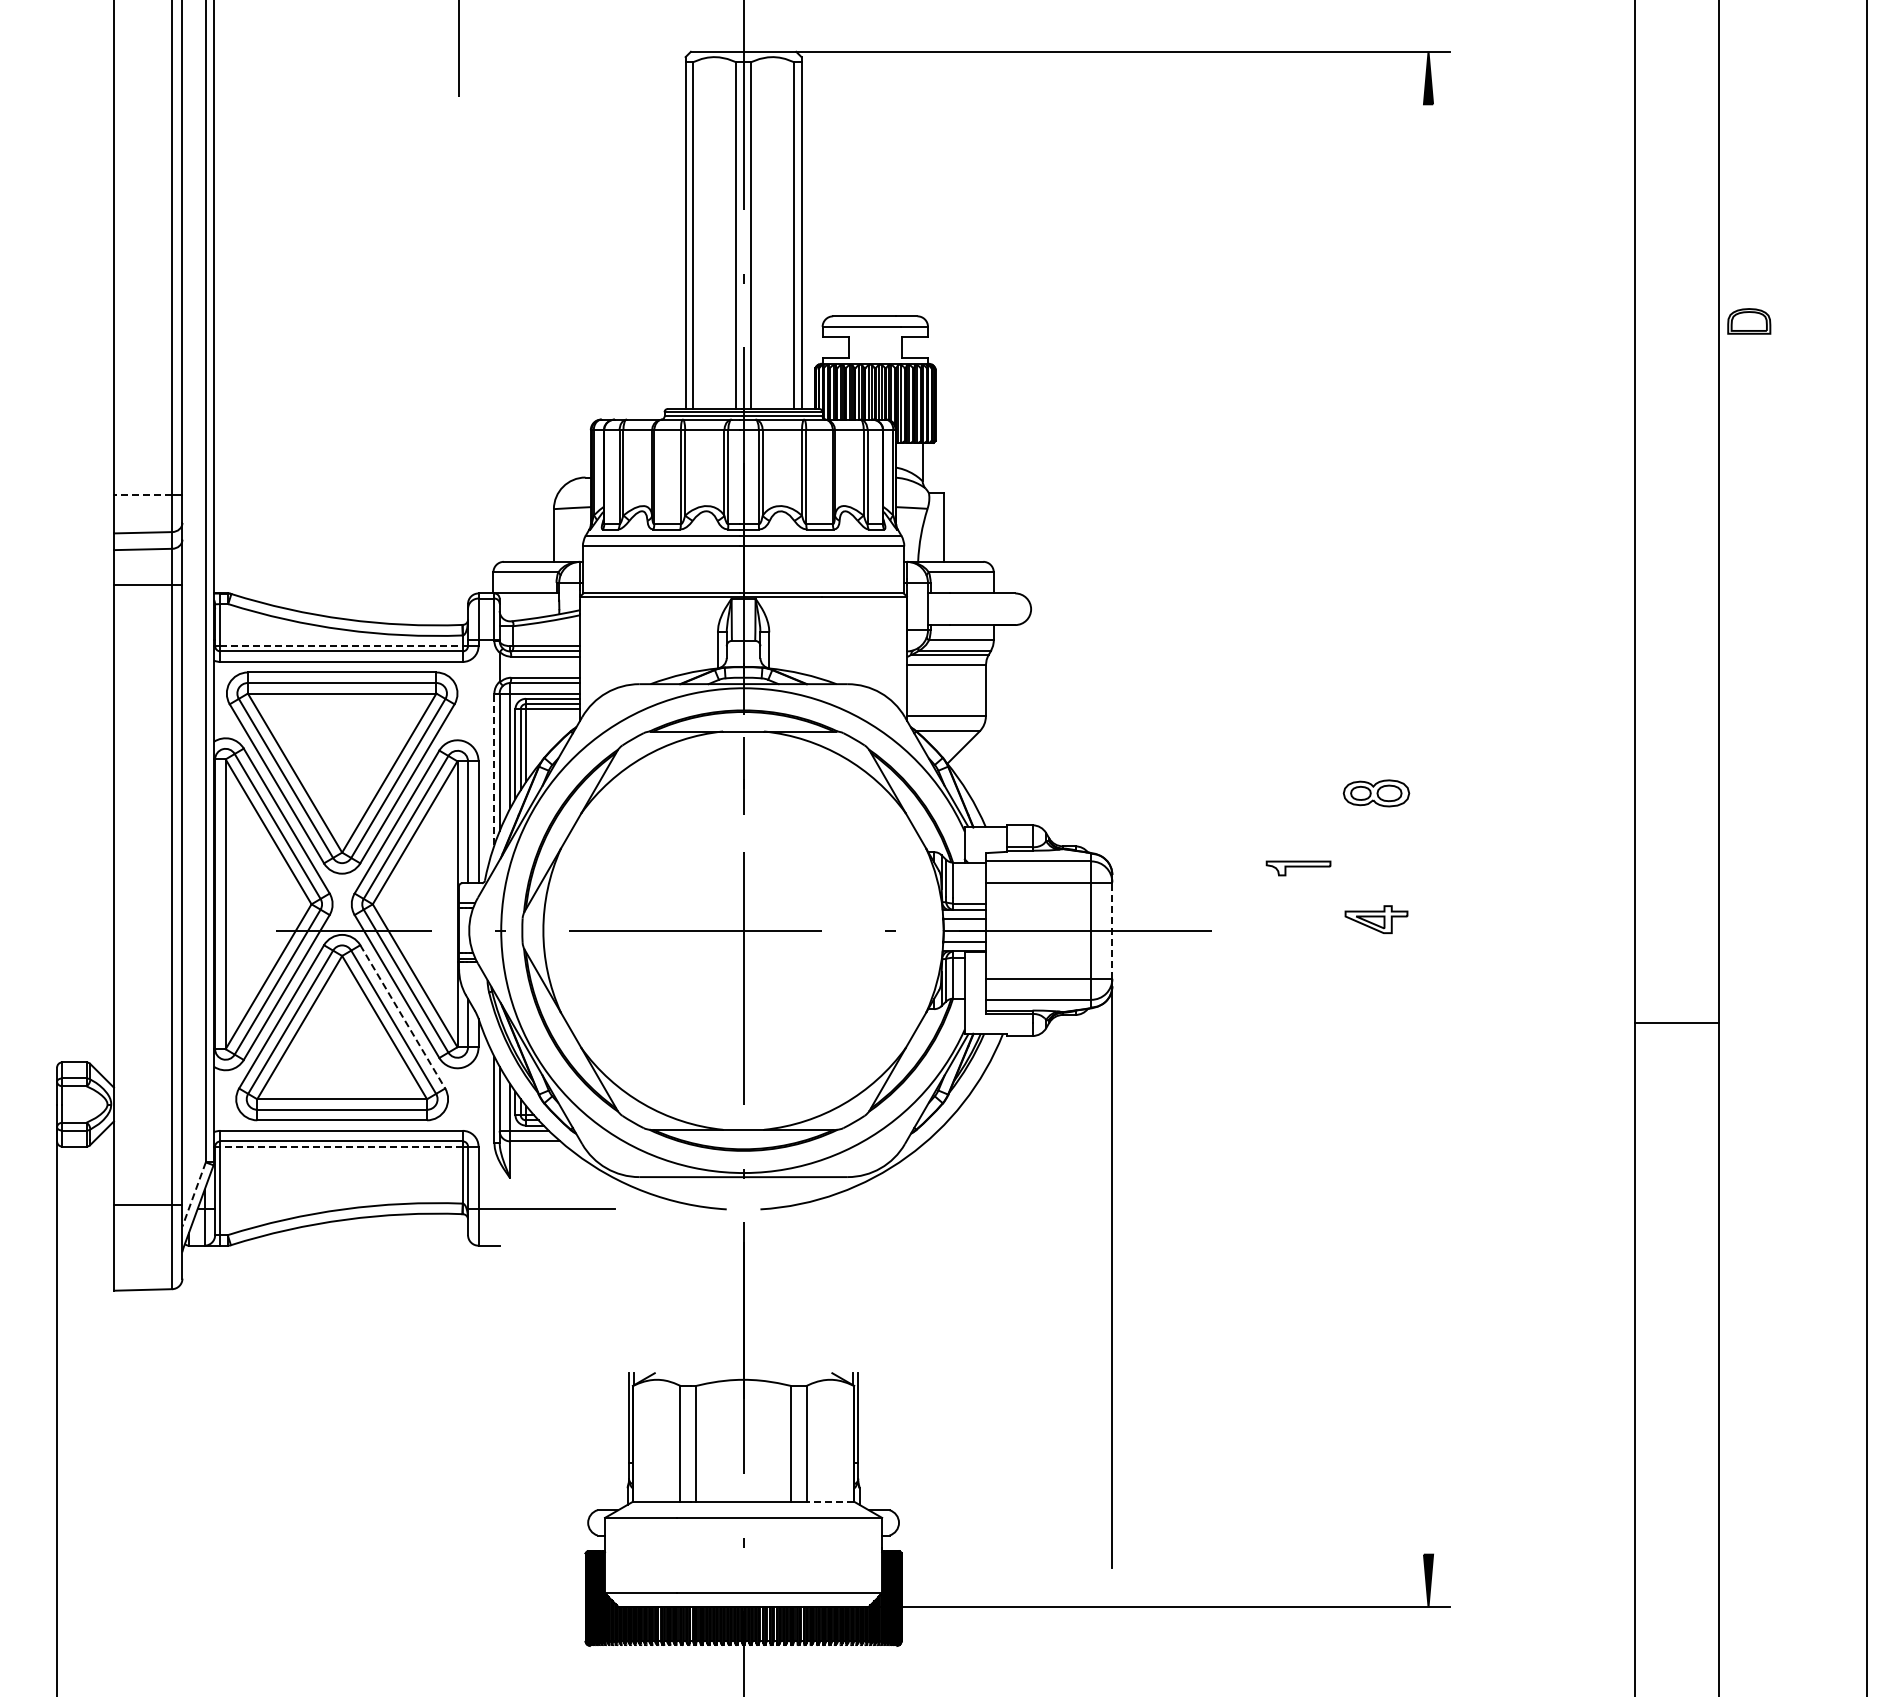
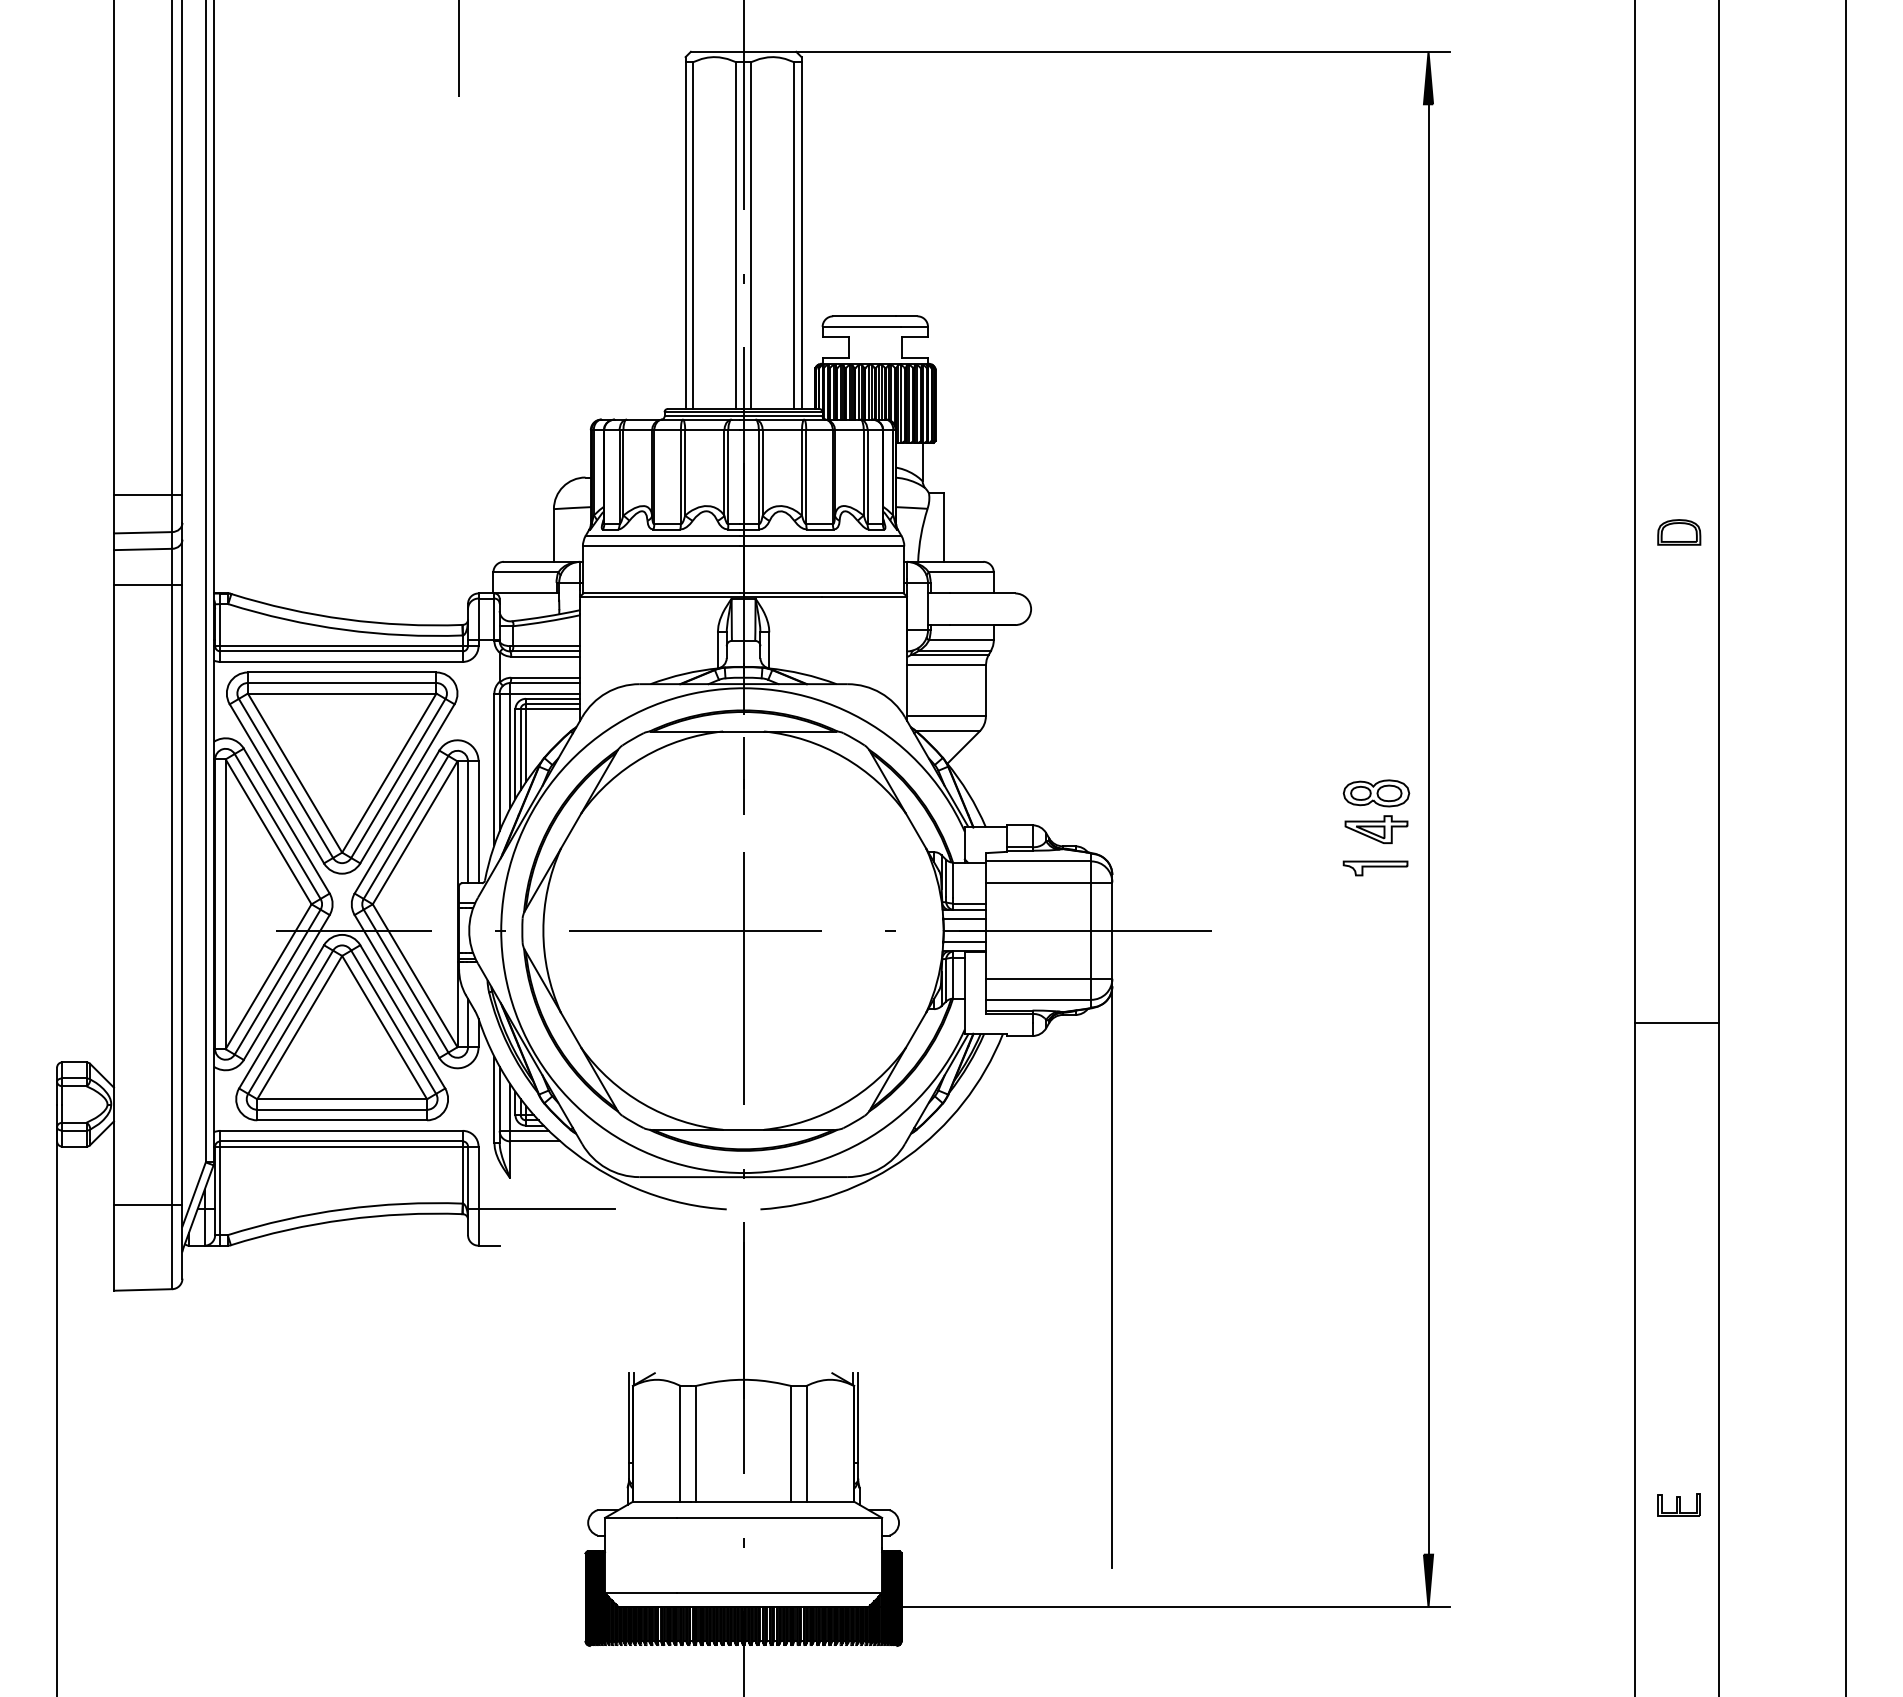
part position: (1749, 321) -> (1679, 532) (1679, 532)
line: dashed -> solid (142, 495)
line: dashed -> solid (342, 646)
line: dashed -> solid (494, 769)
line: none -> present (1428, 829)
line position: (1866, 847) -> (1845, 847) (1845, 847)
part position: (1298, 868) -> (1375, 868) (1375, 868)
part position: (1376, 919) -> (1376, 829) (1376, 829)
line: dashed -> solid (1112, 930)
line: dashed -> solid (403, 1017)
line: dashed -> solid (341, 1146)
line: dashed -> solid (193, 1194)
line: dashed -> solid (830, 1501)
part: none -> present (1678, 1504)
